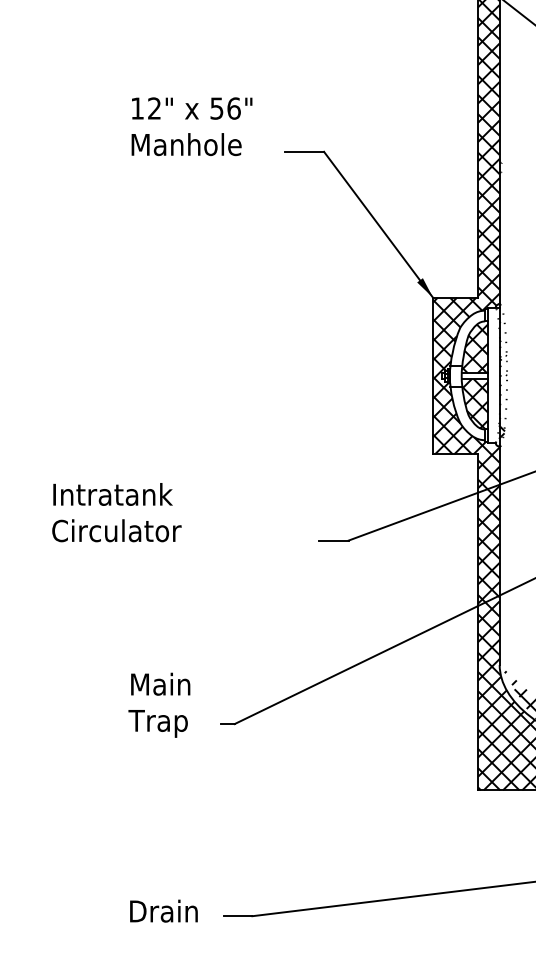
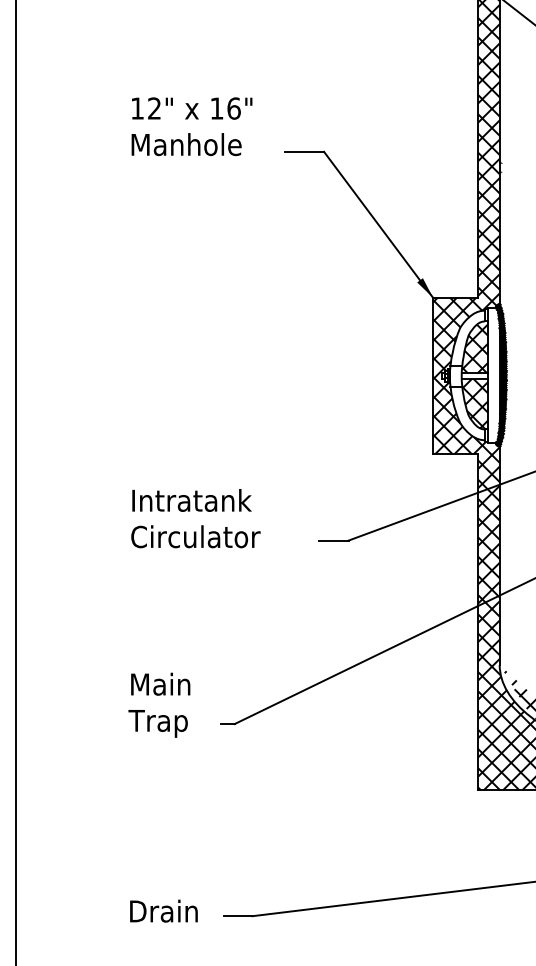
text: 56" -> 16" (216, 108)
hatch: none -> present (501, 375)
line: none -> present (16, 482)
text position: (116, 512) -> (195, 518) (195, 518)
